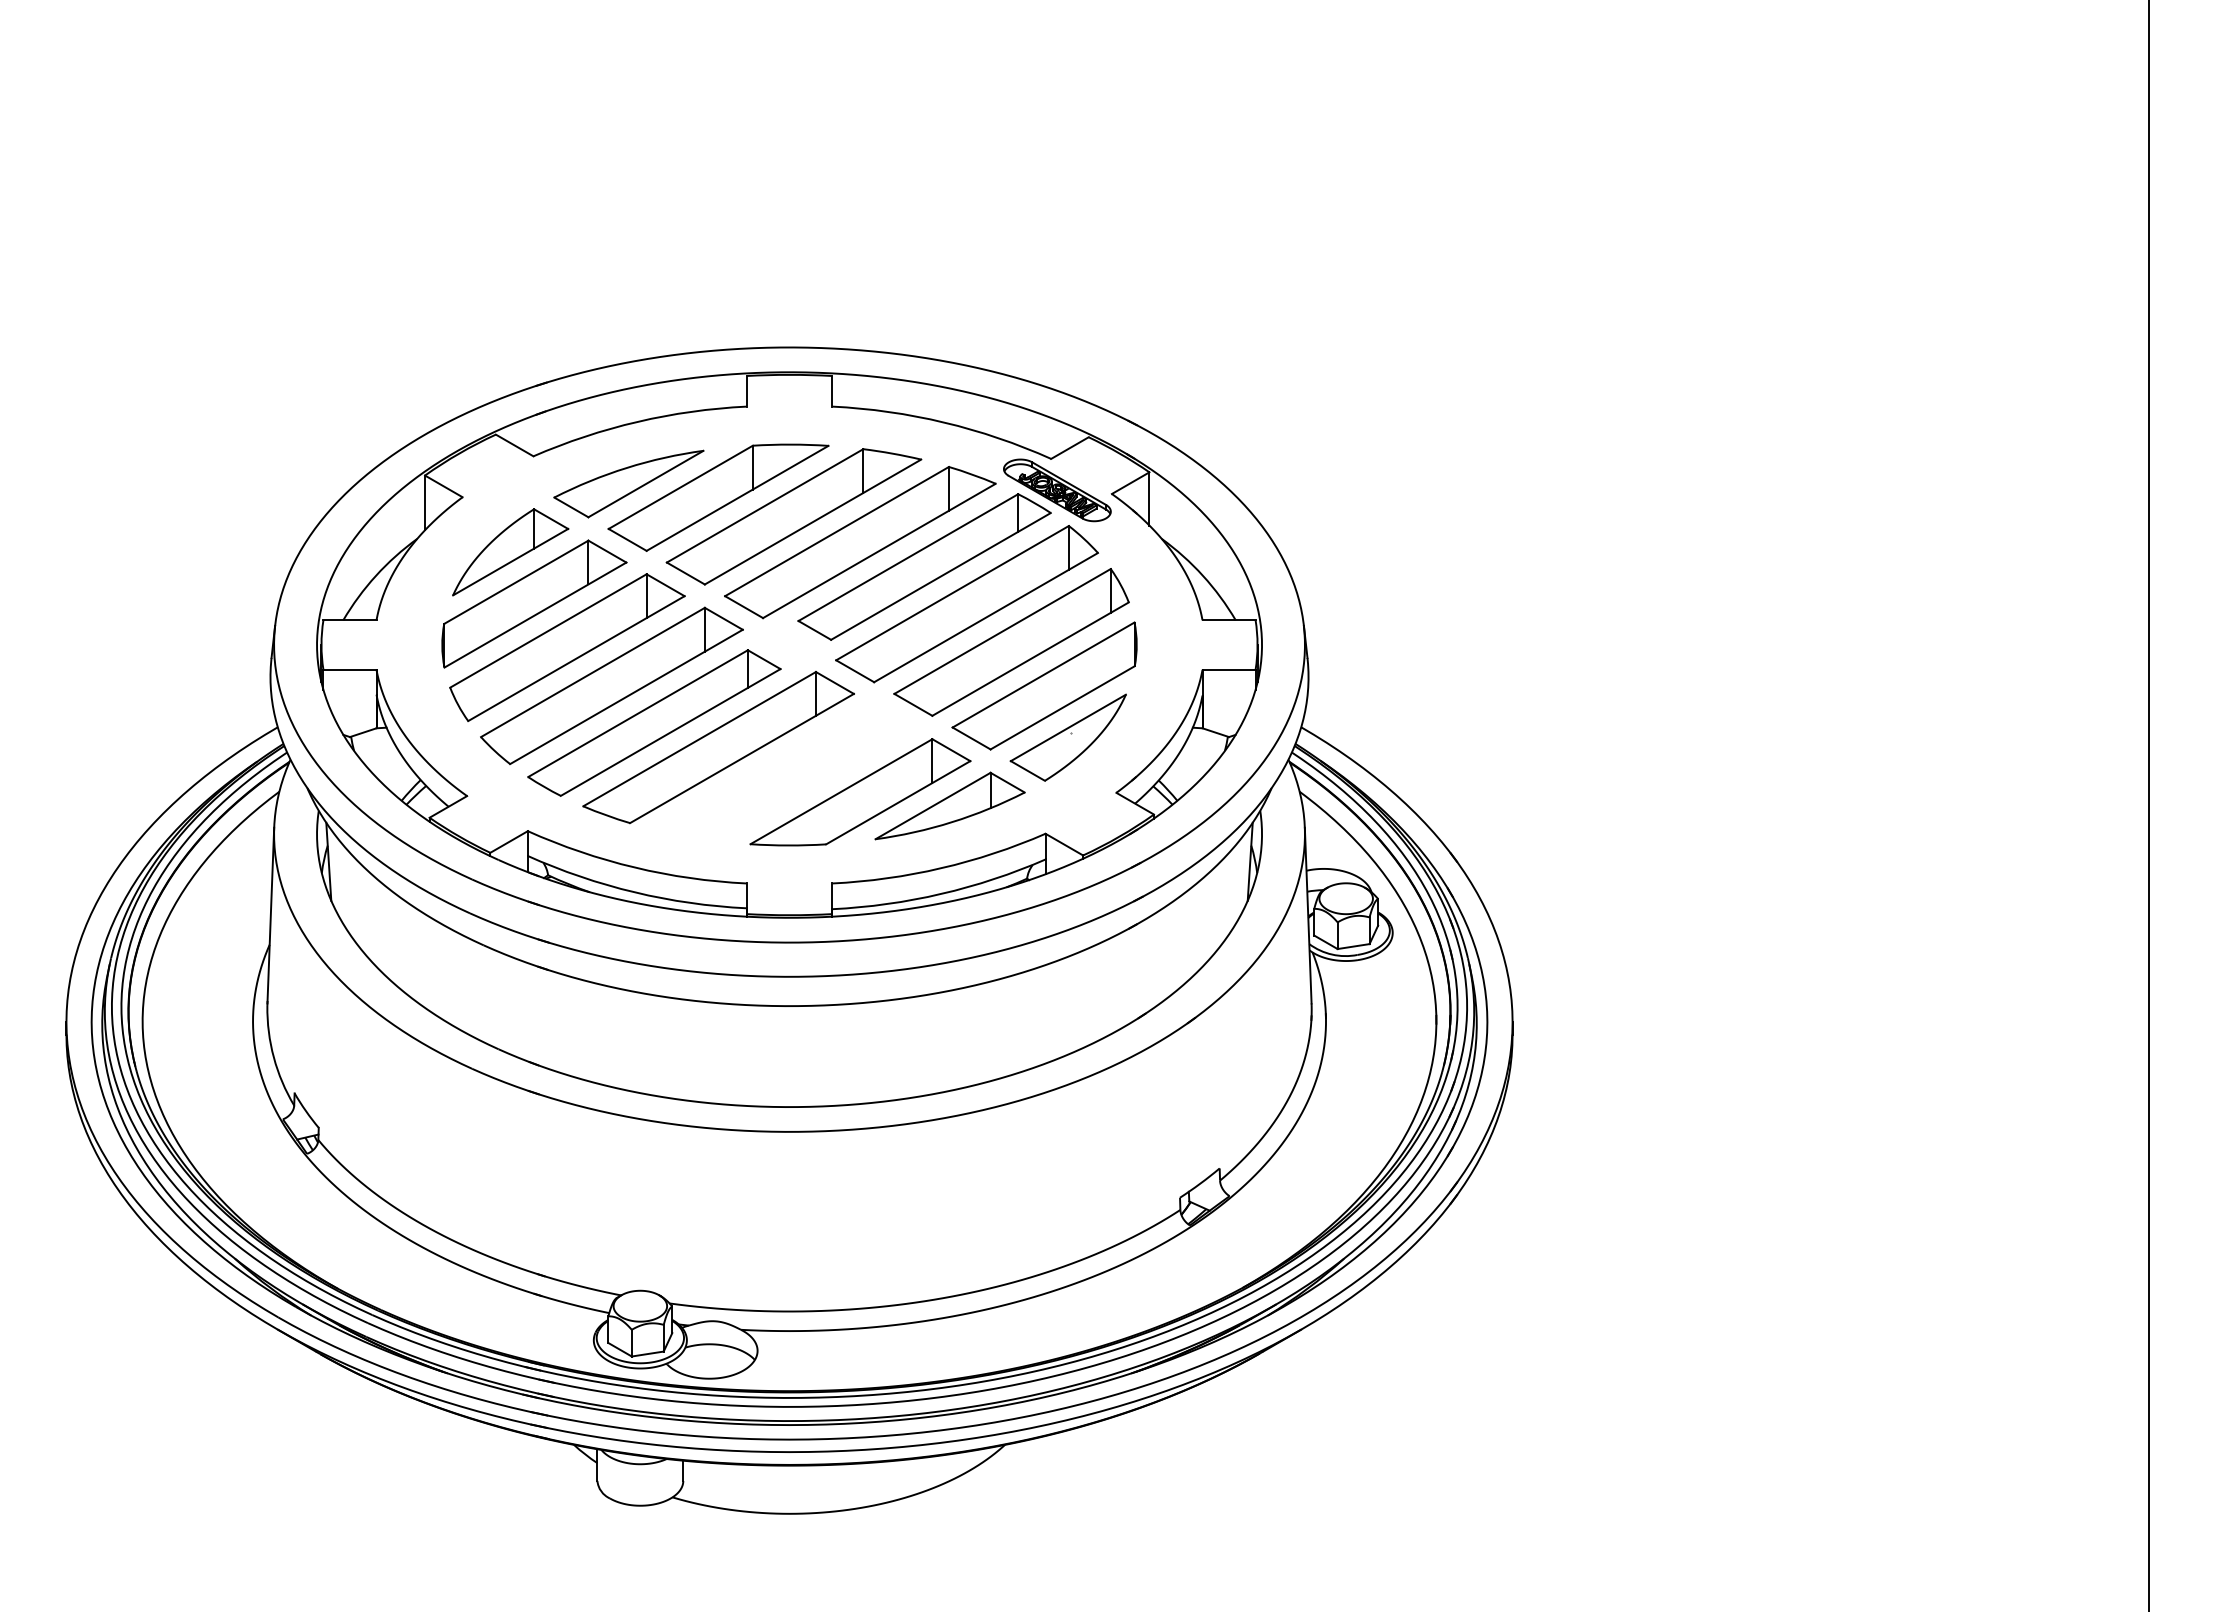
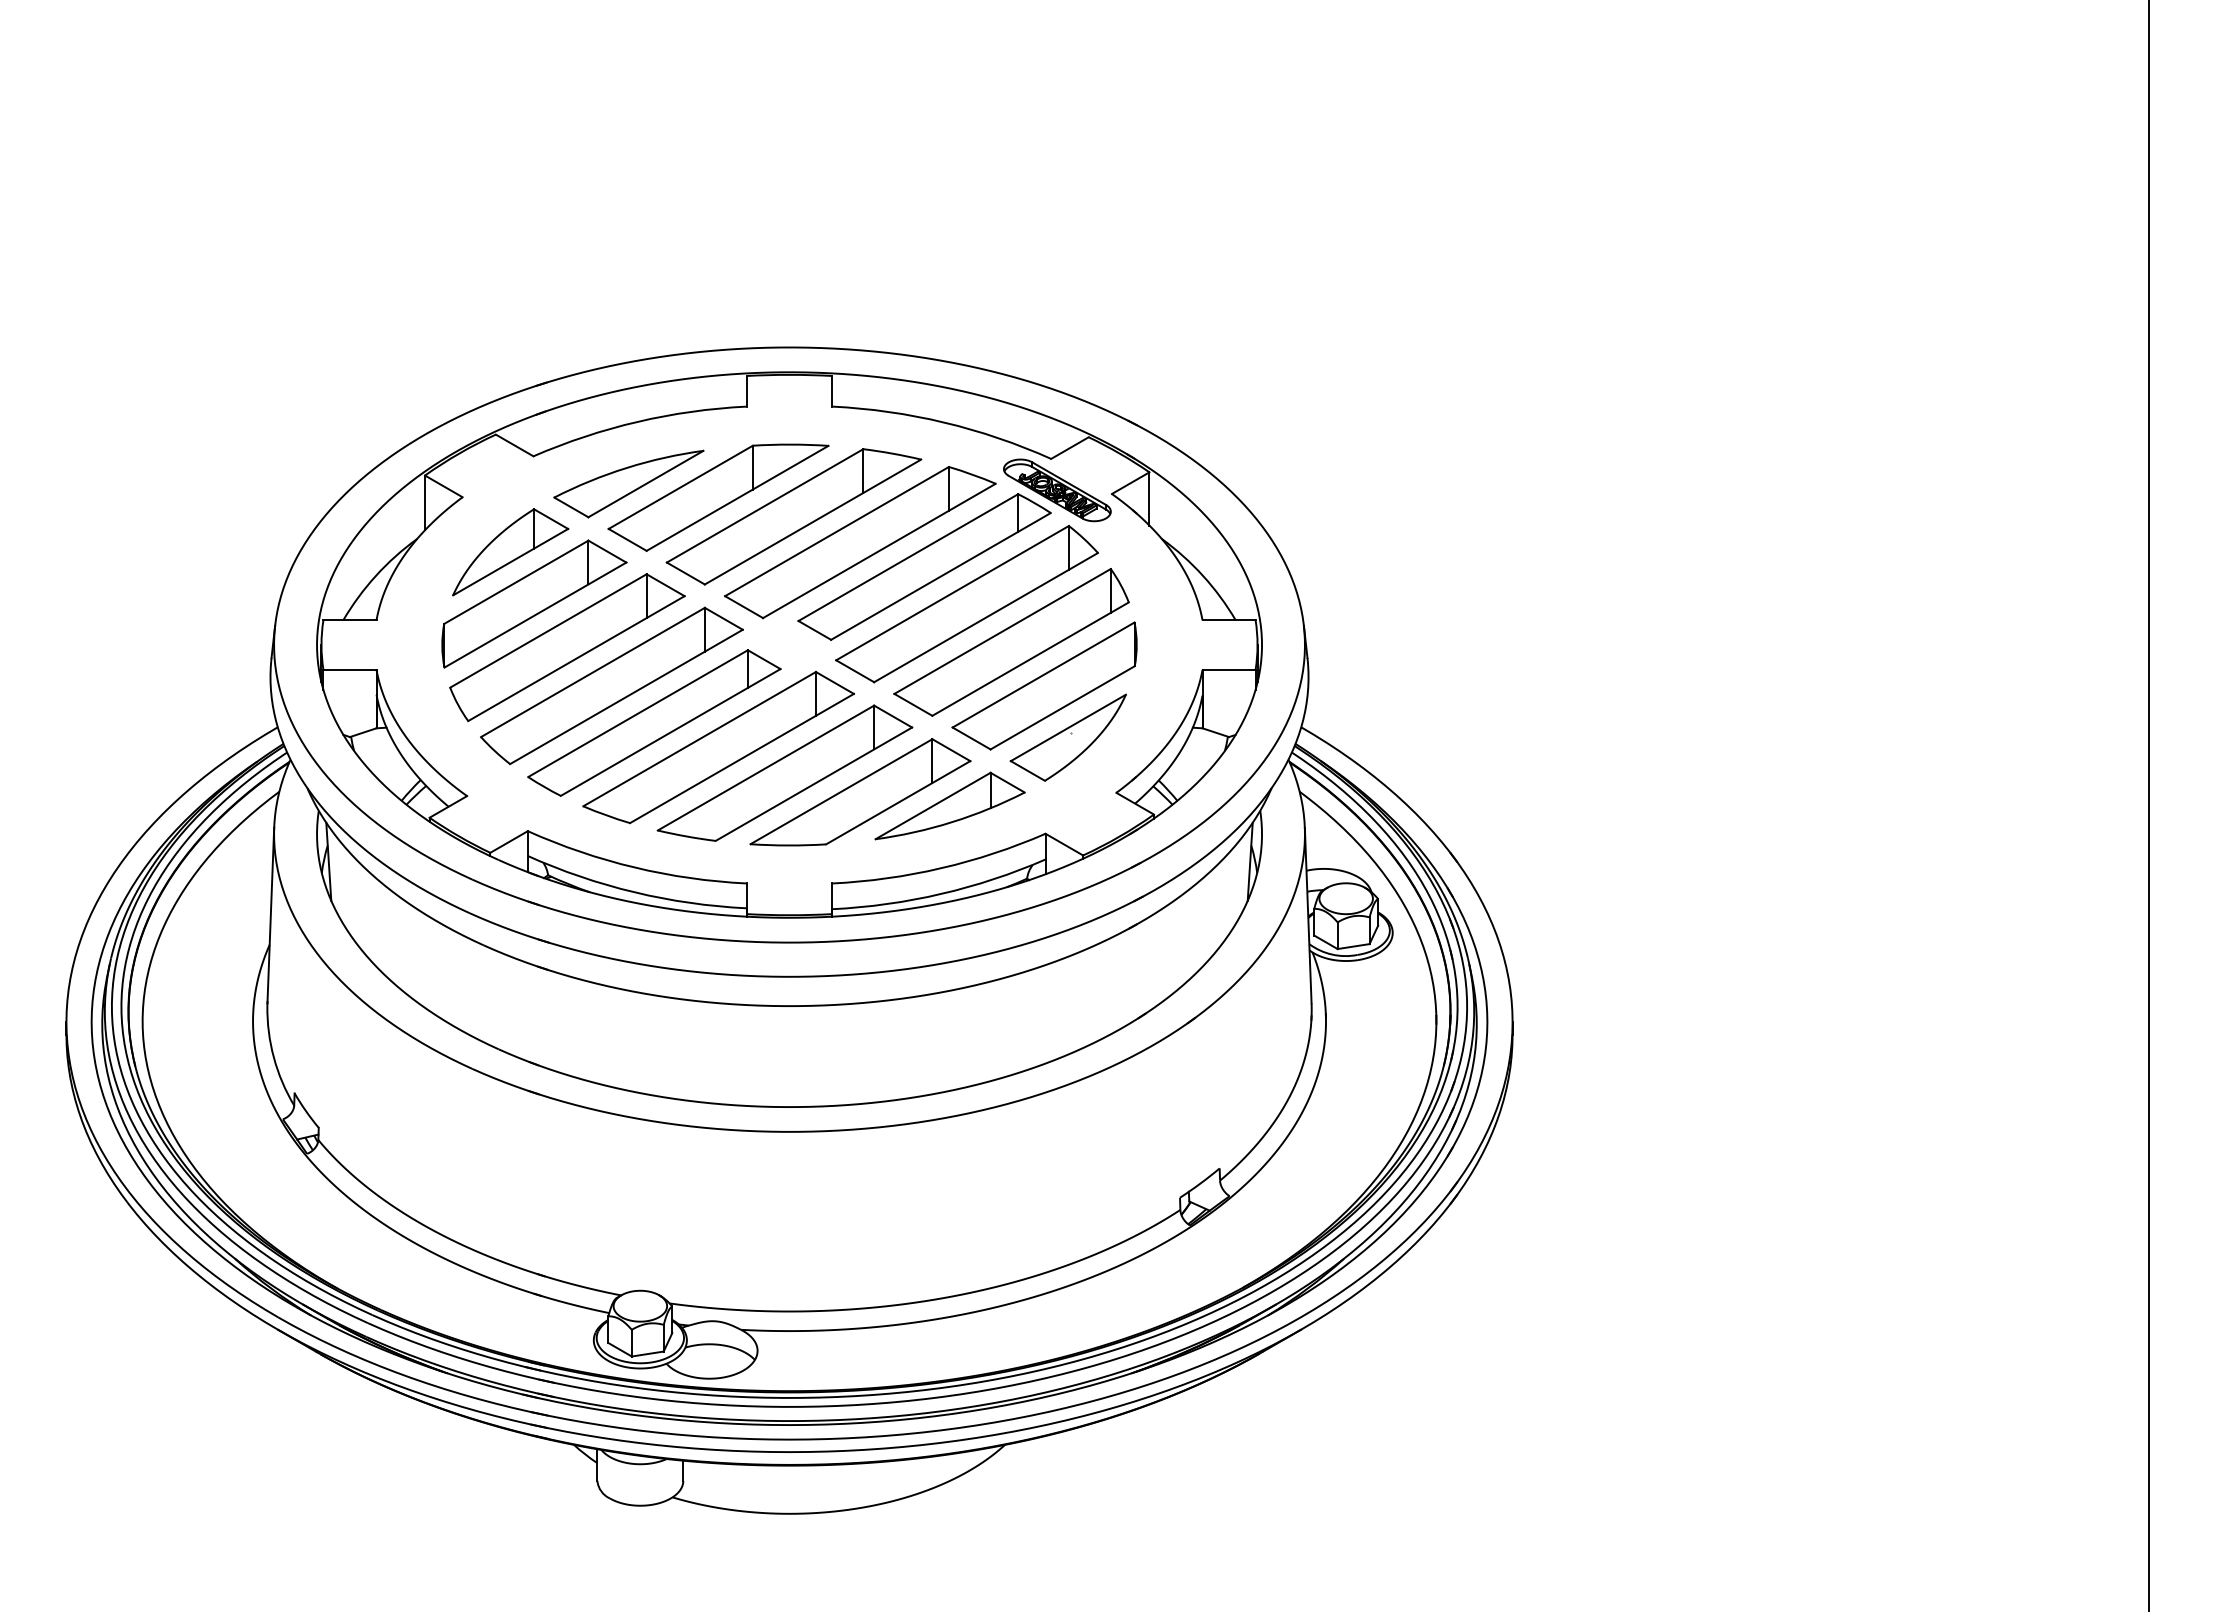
part: none -> present (784, 772)
